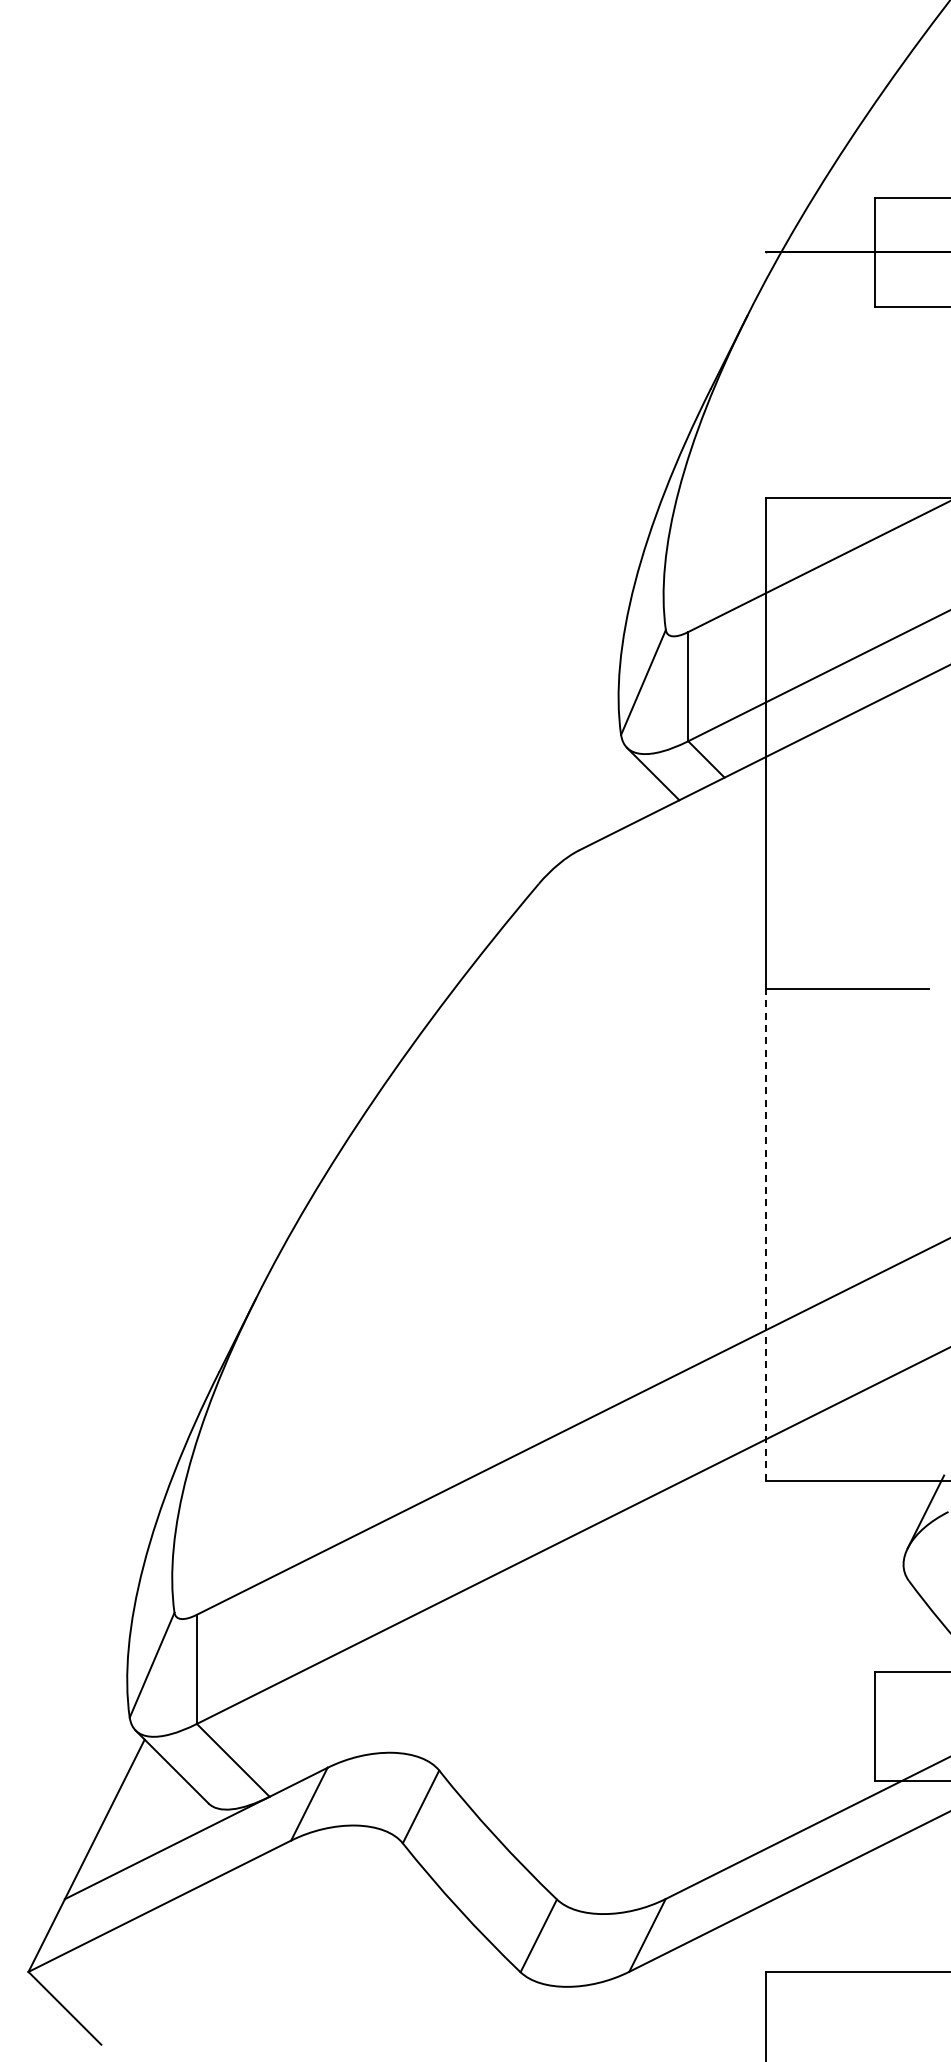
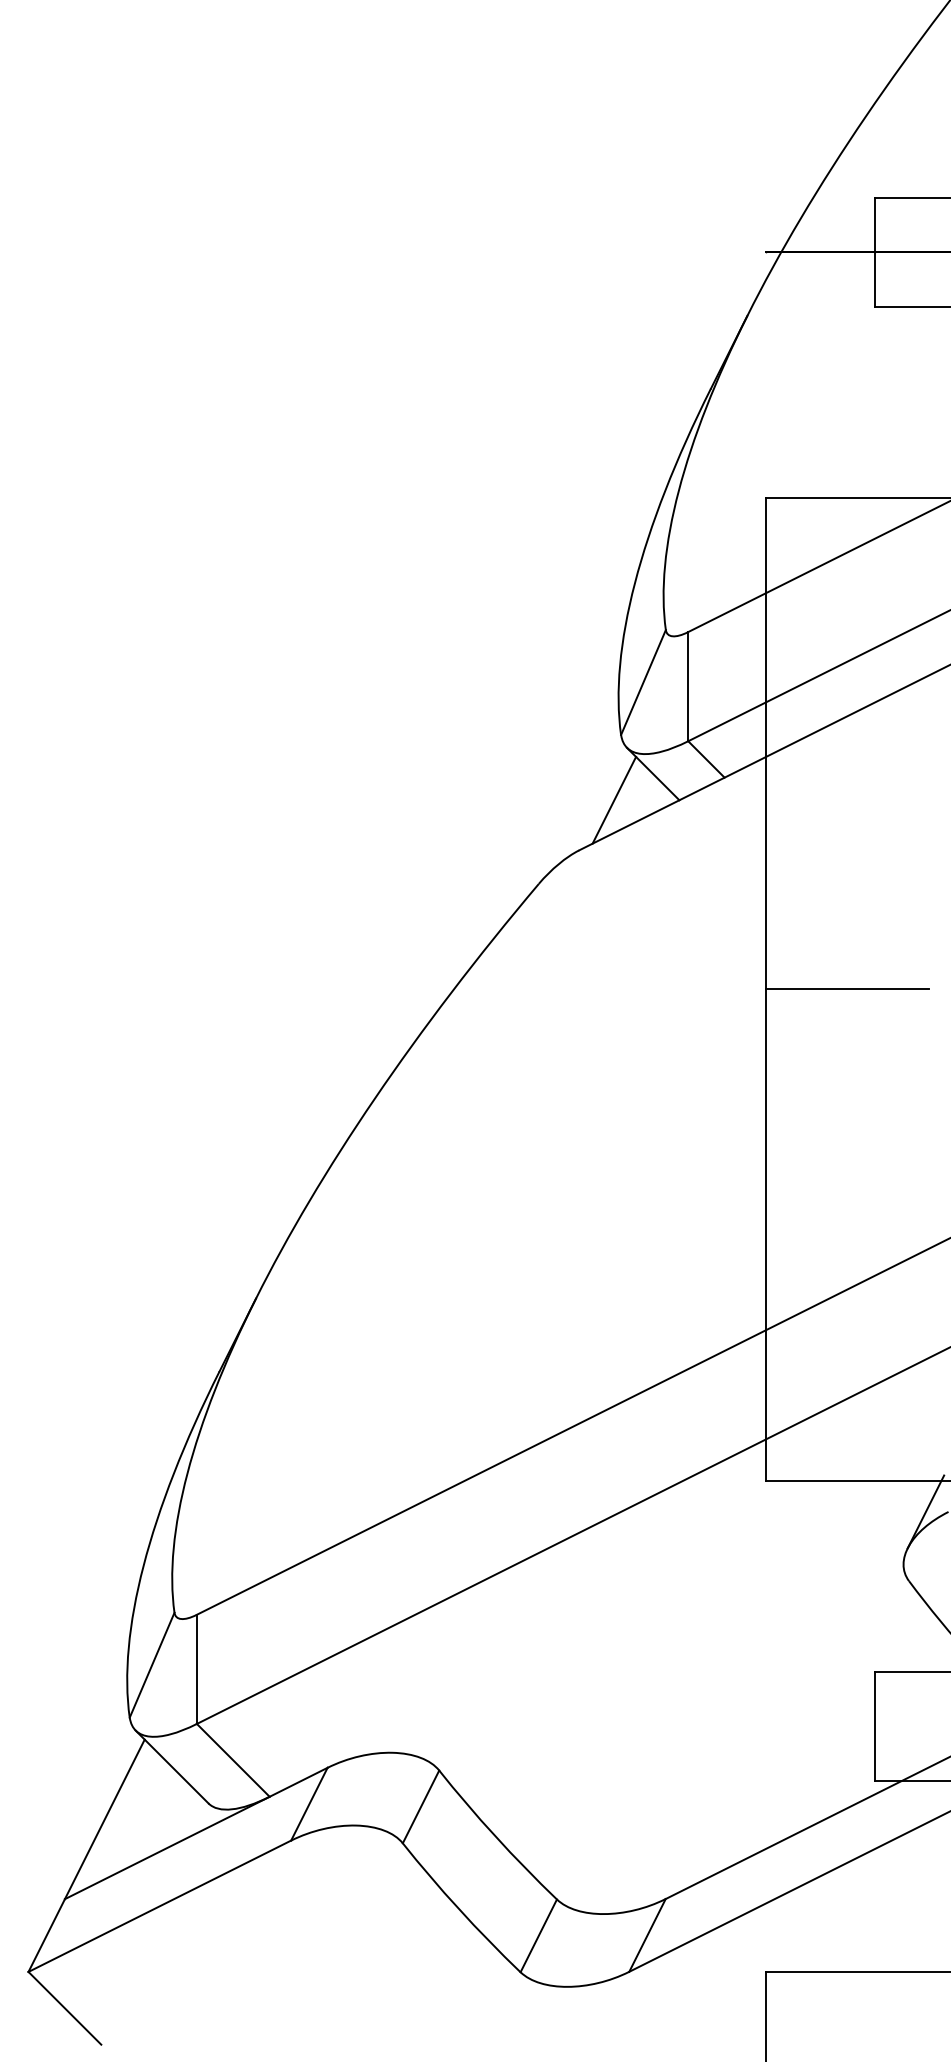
line: none -> present (614, 799)
line: dashed -> solid (765, 1234)
